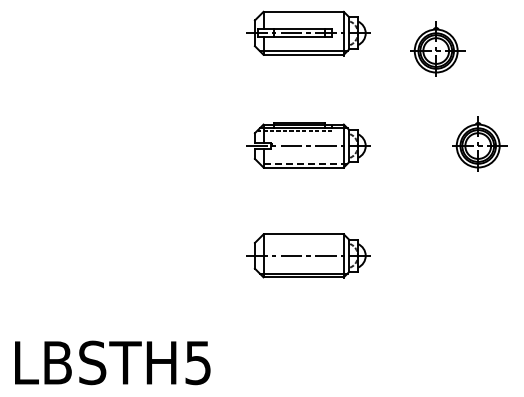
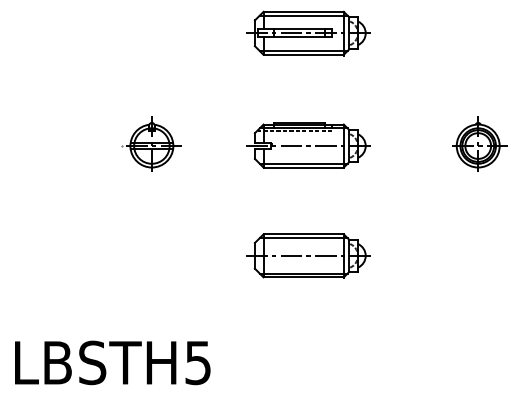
line: none -> present (303, 15)
part: present -> none (437, 48)
part: none -> present (151, 143)
line: dashed -> solid (303, 163)
line: none -> present (303, 238)
